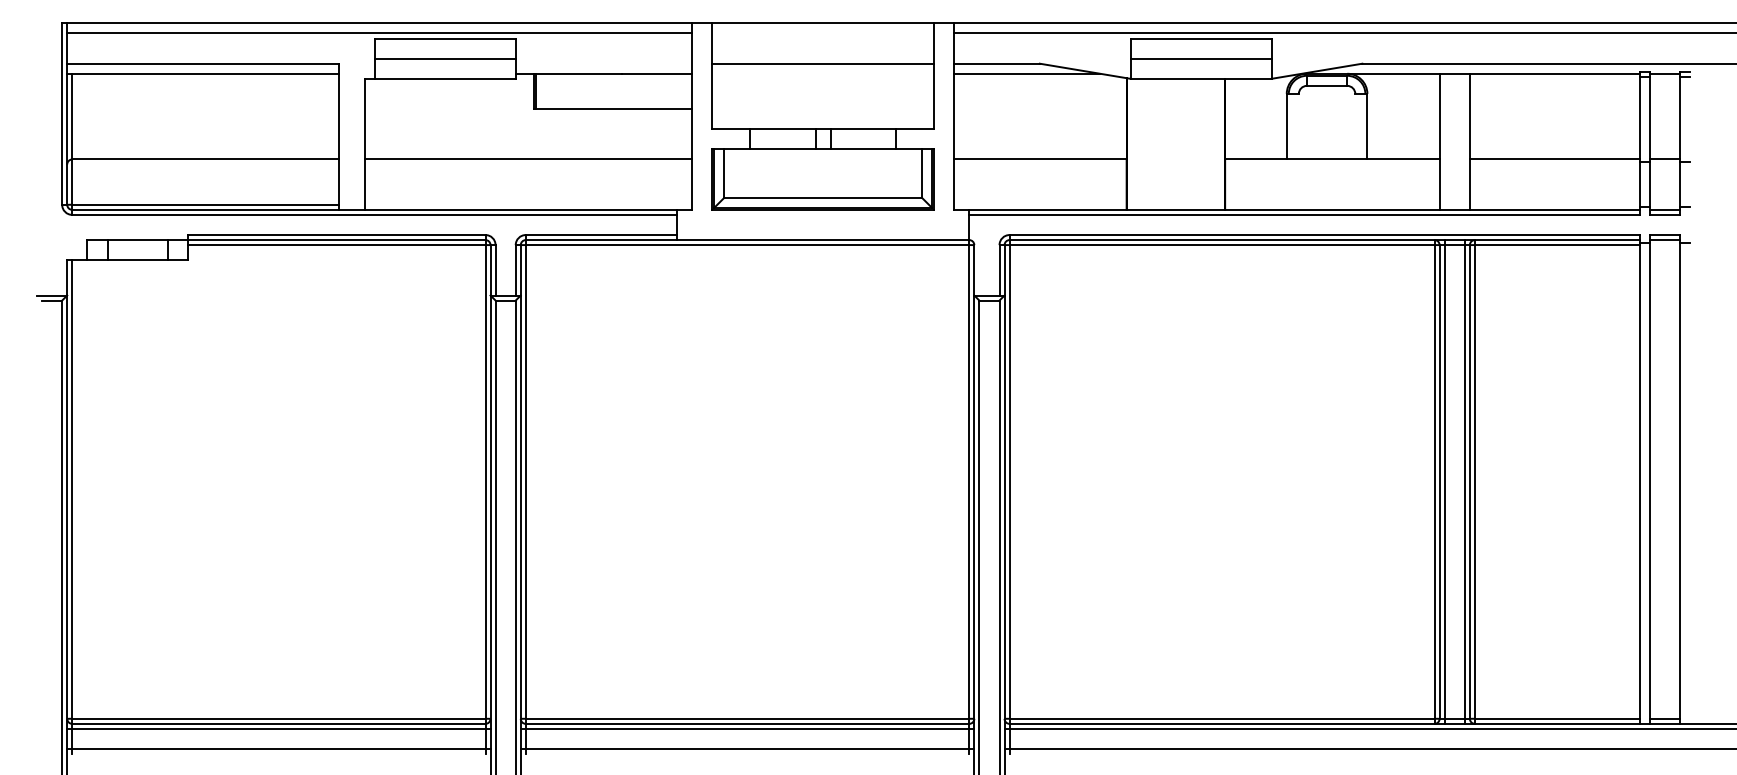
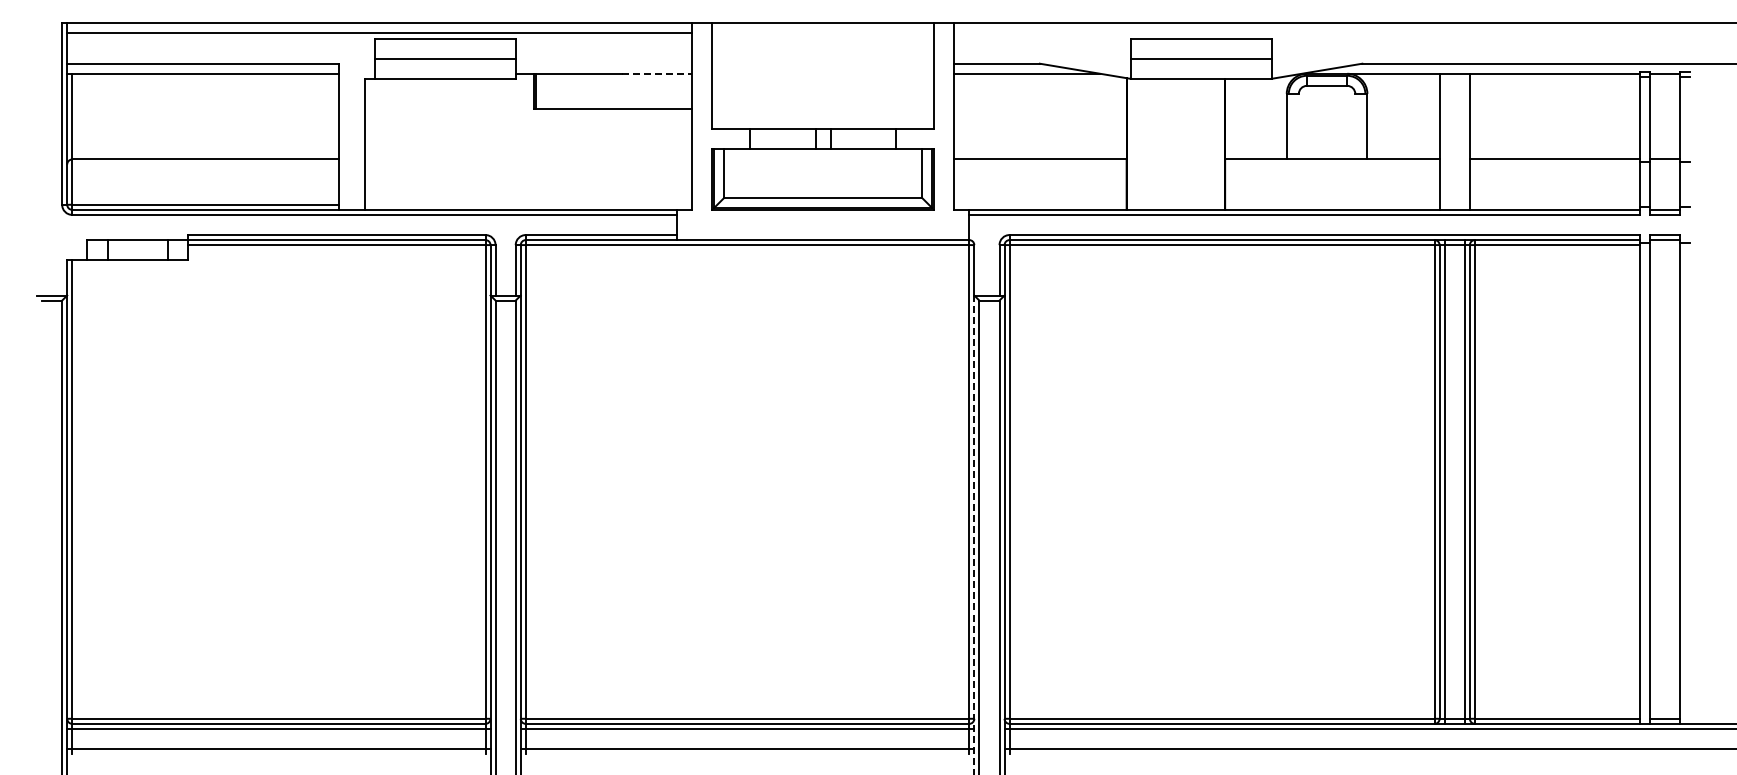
line: present -> none (1343, 33)
line: present -> none (823, 63)
line: solid -> dashed (657, 73)
line: present -> none (528, 159)
line: solid -> dashed (974, 534)
